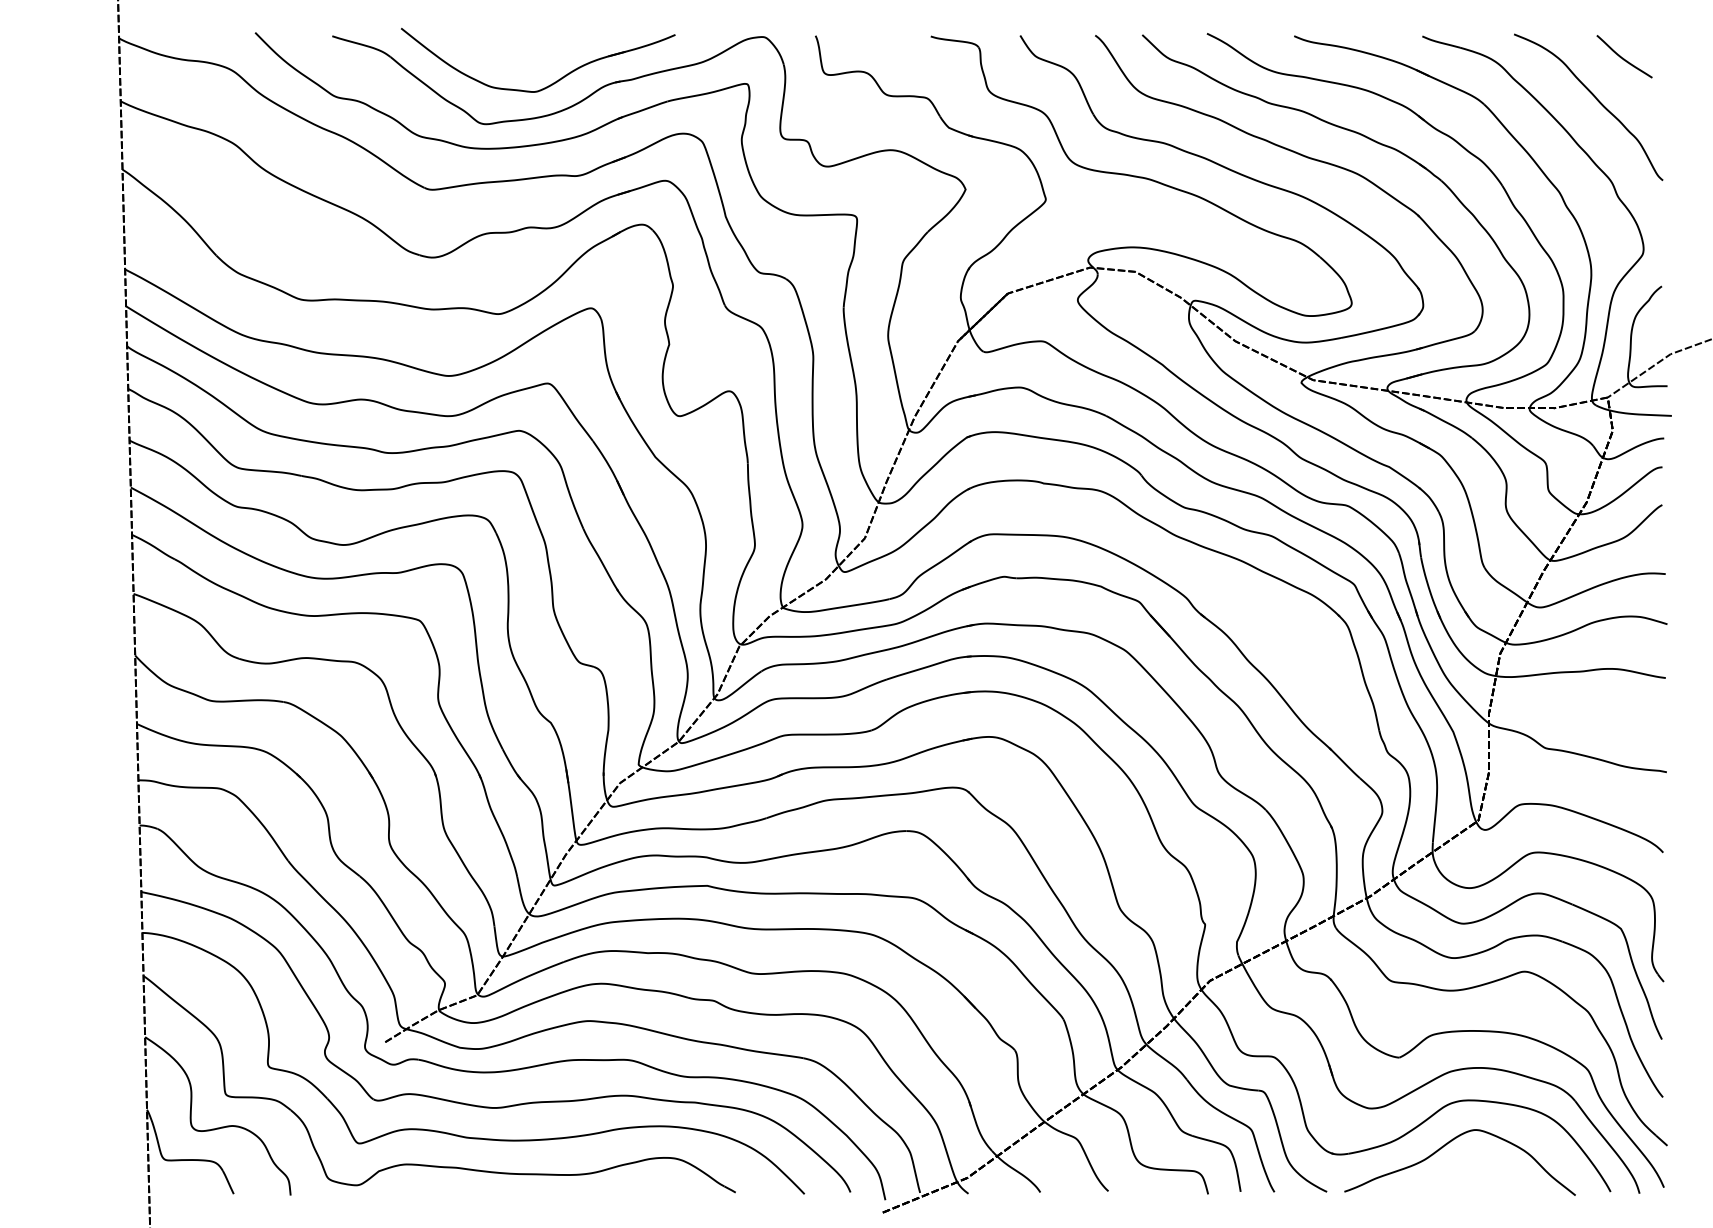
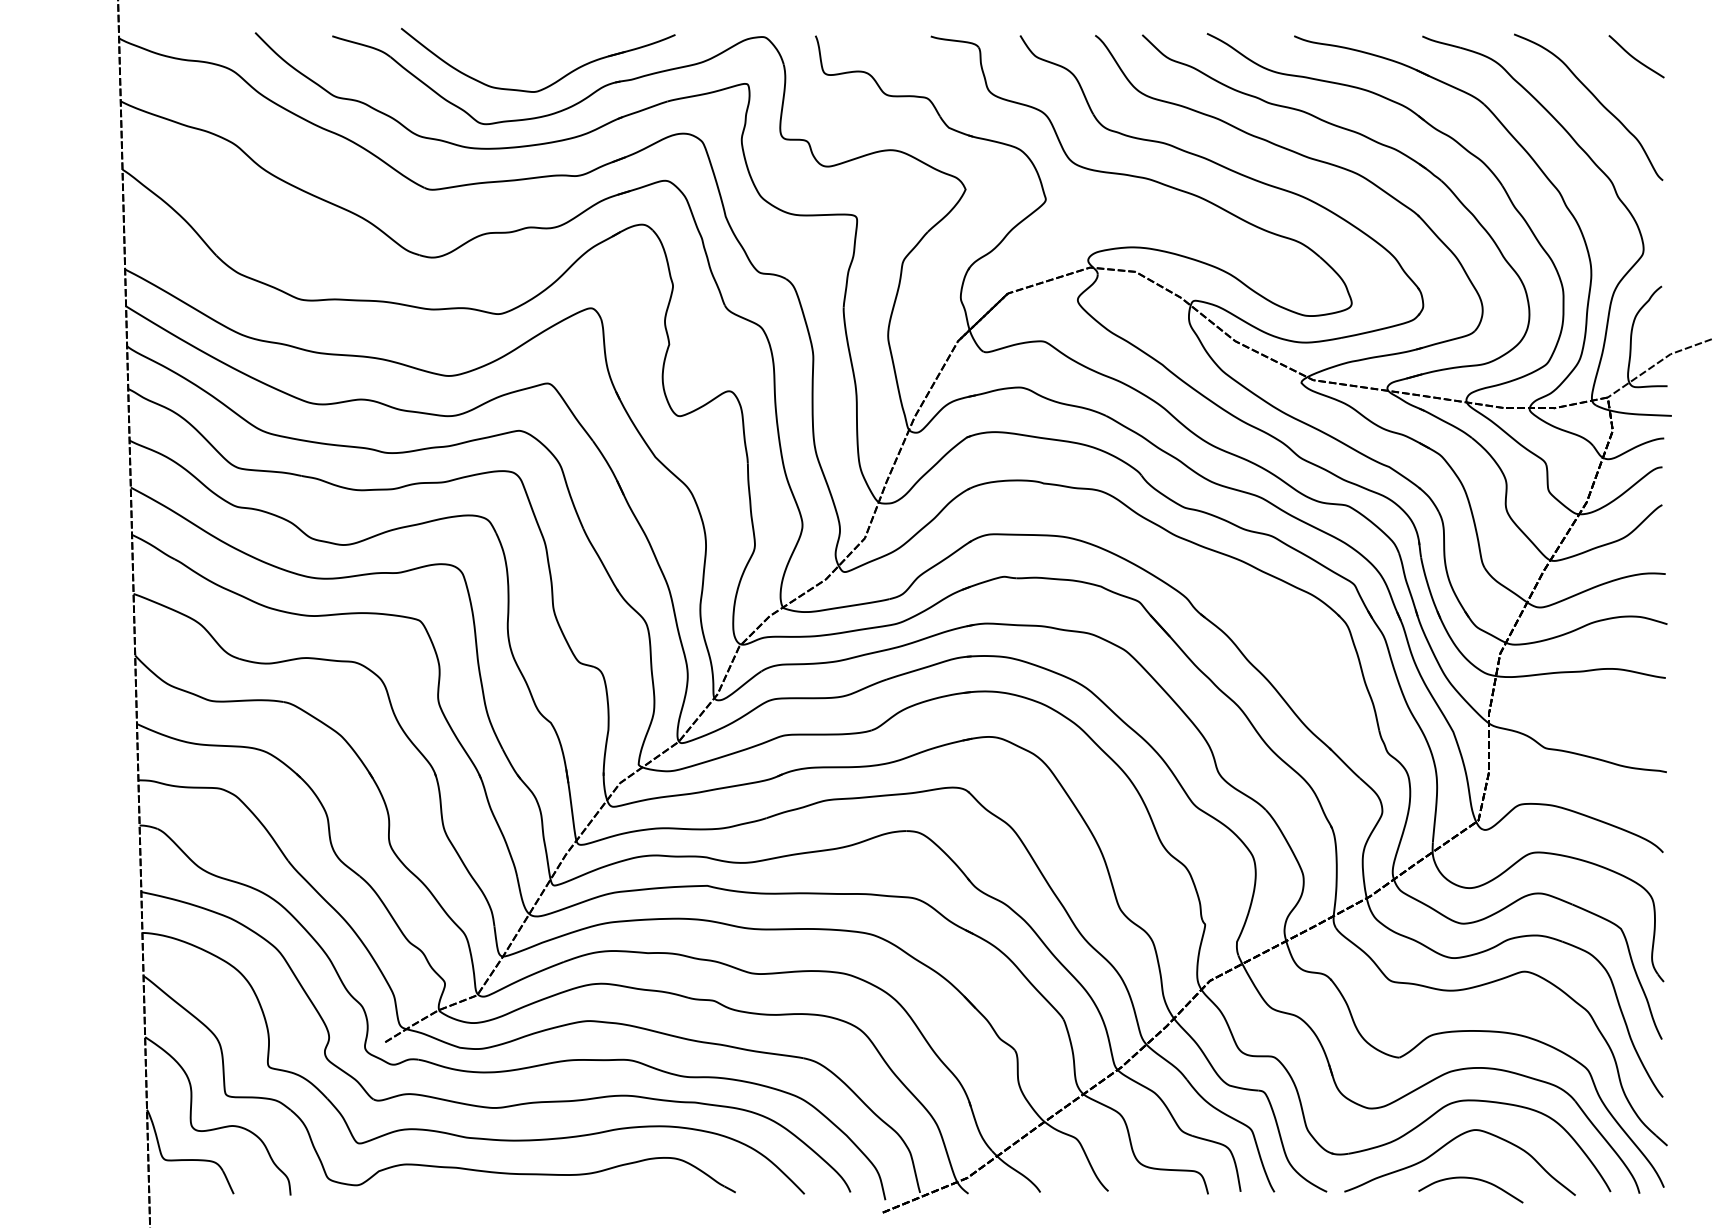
curve position: (1624, 58) -> (1636, 58) (1636, 58)
curve: none -> present (1471, 1179)
